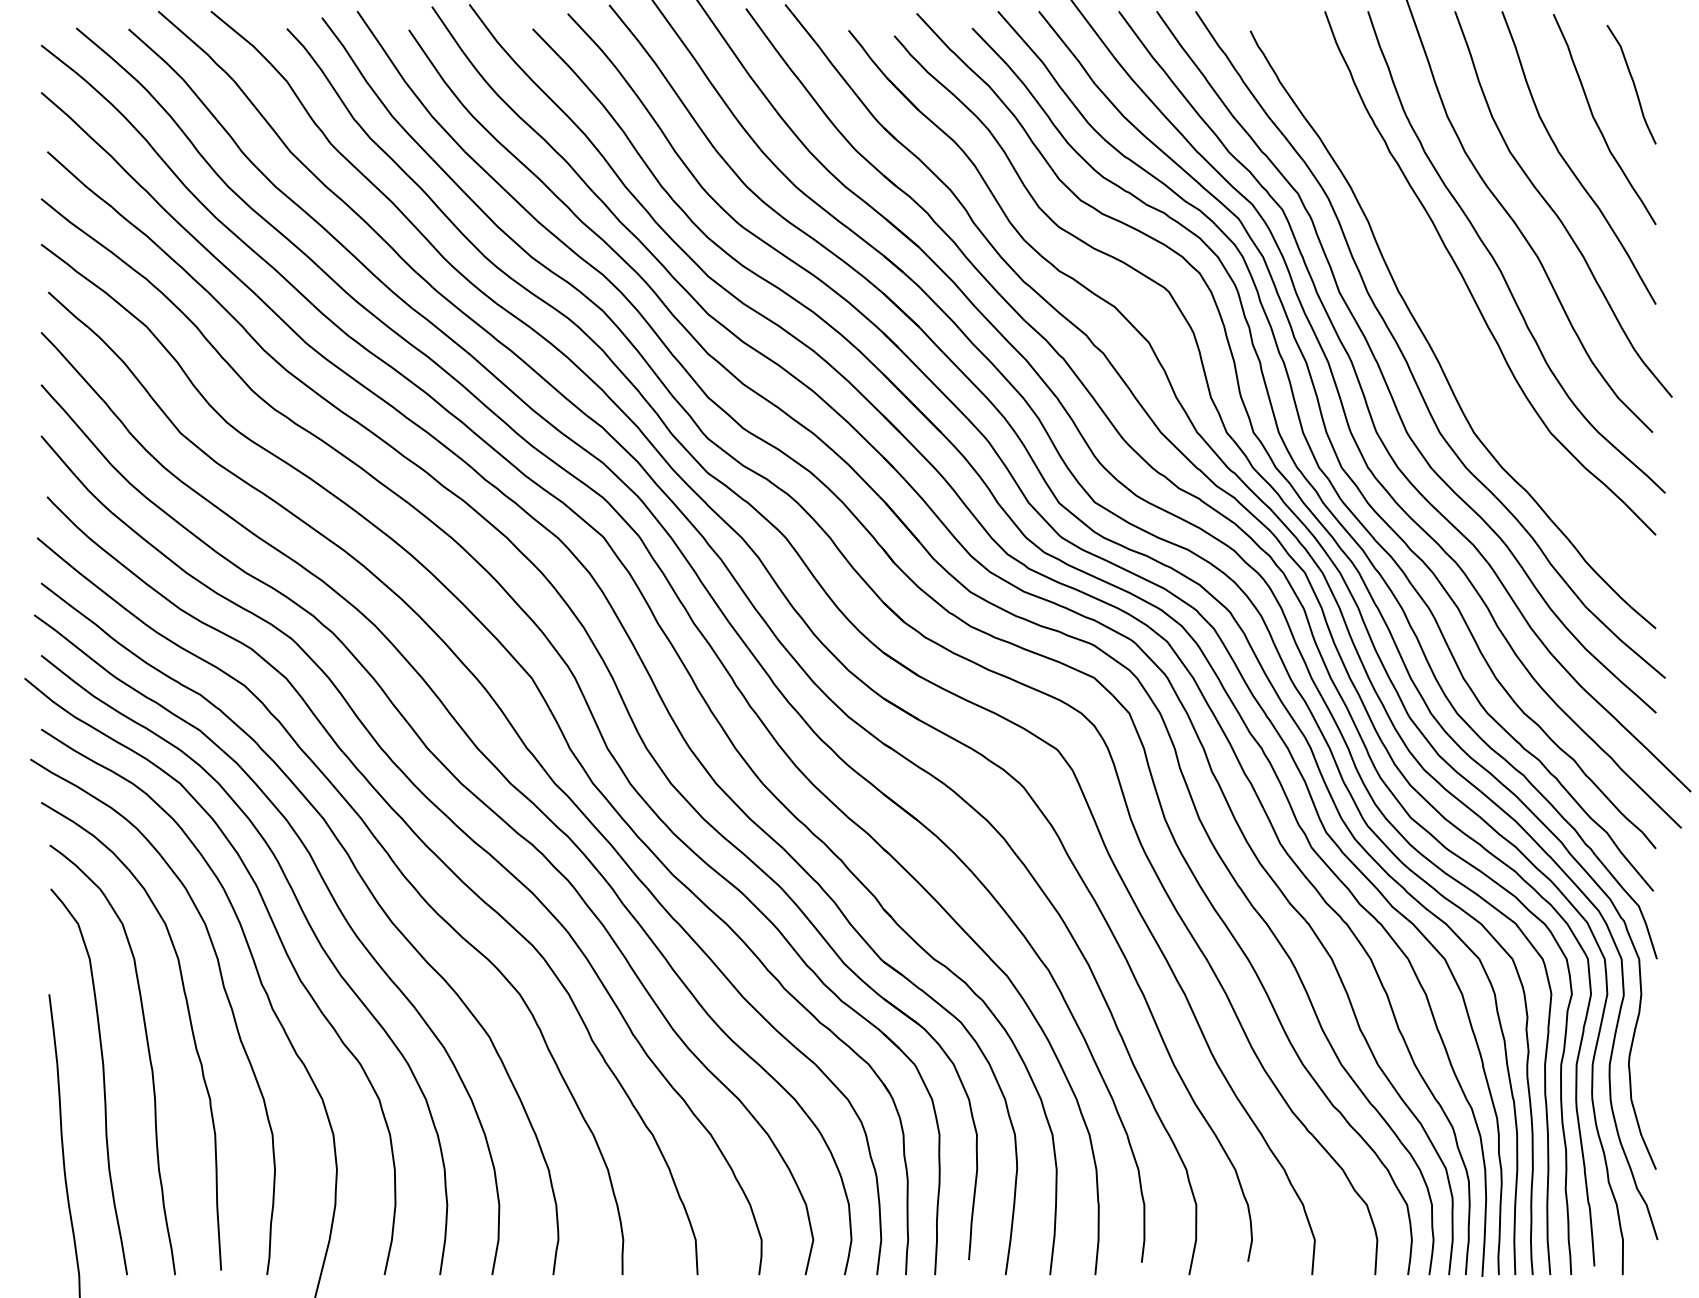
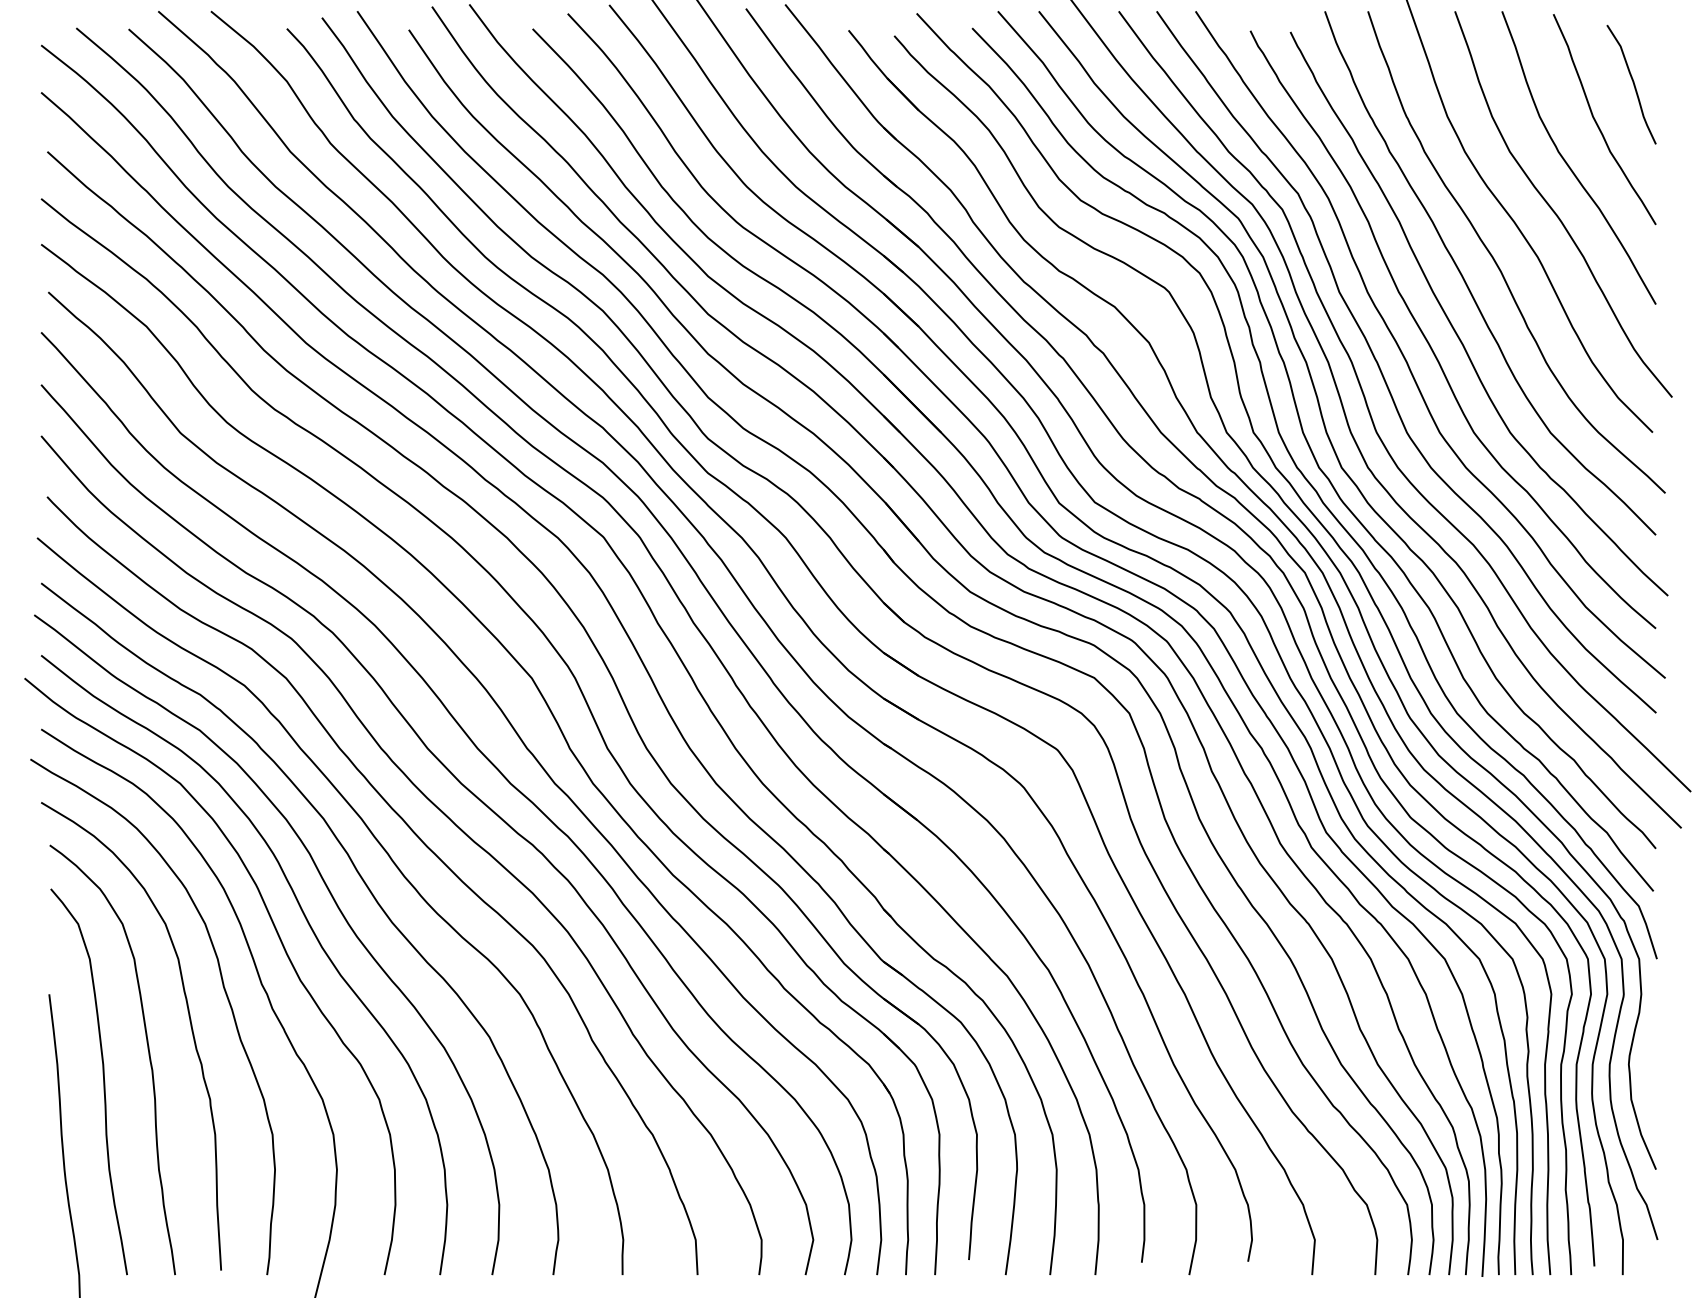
curve: none -> present (1455, 329)
